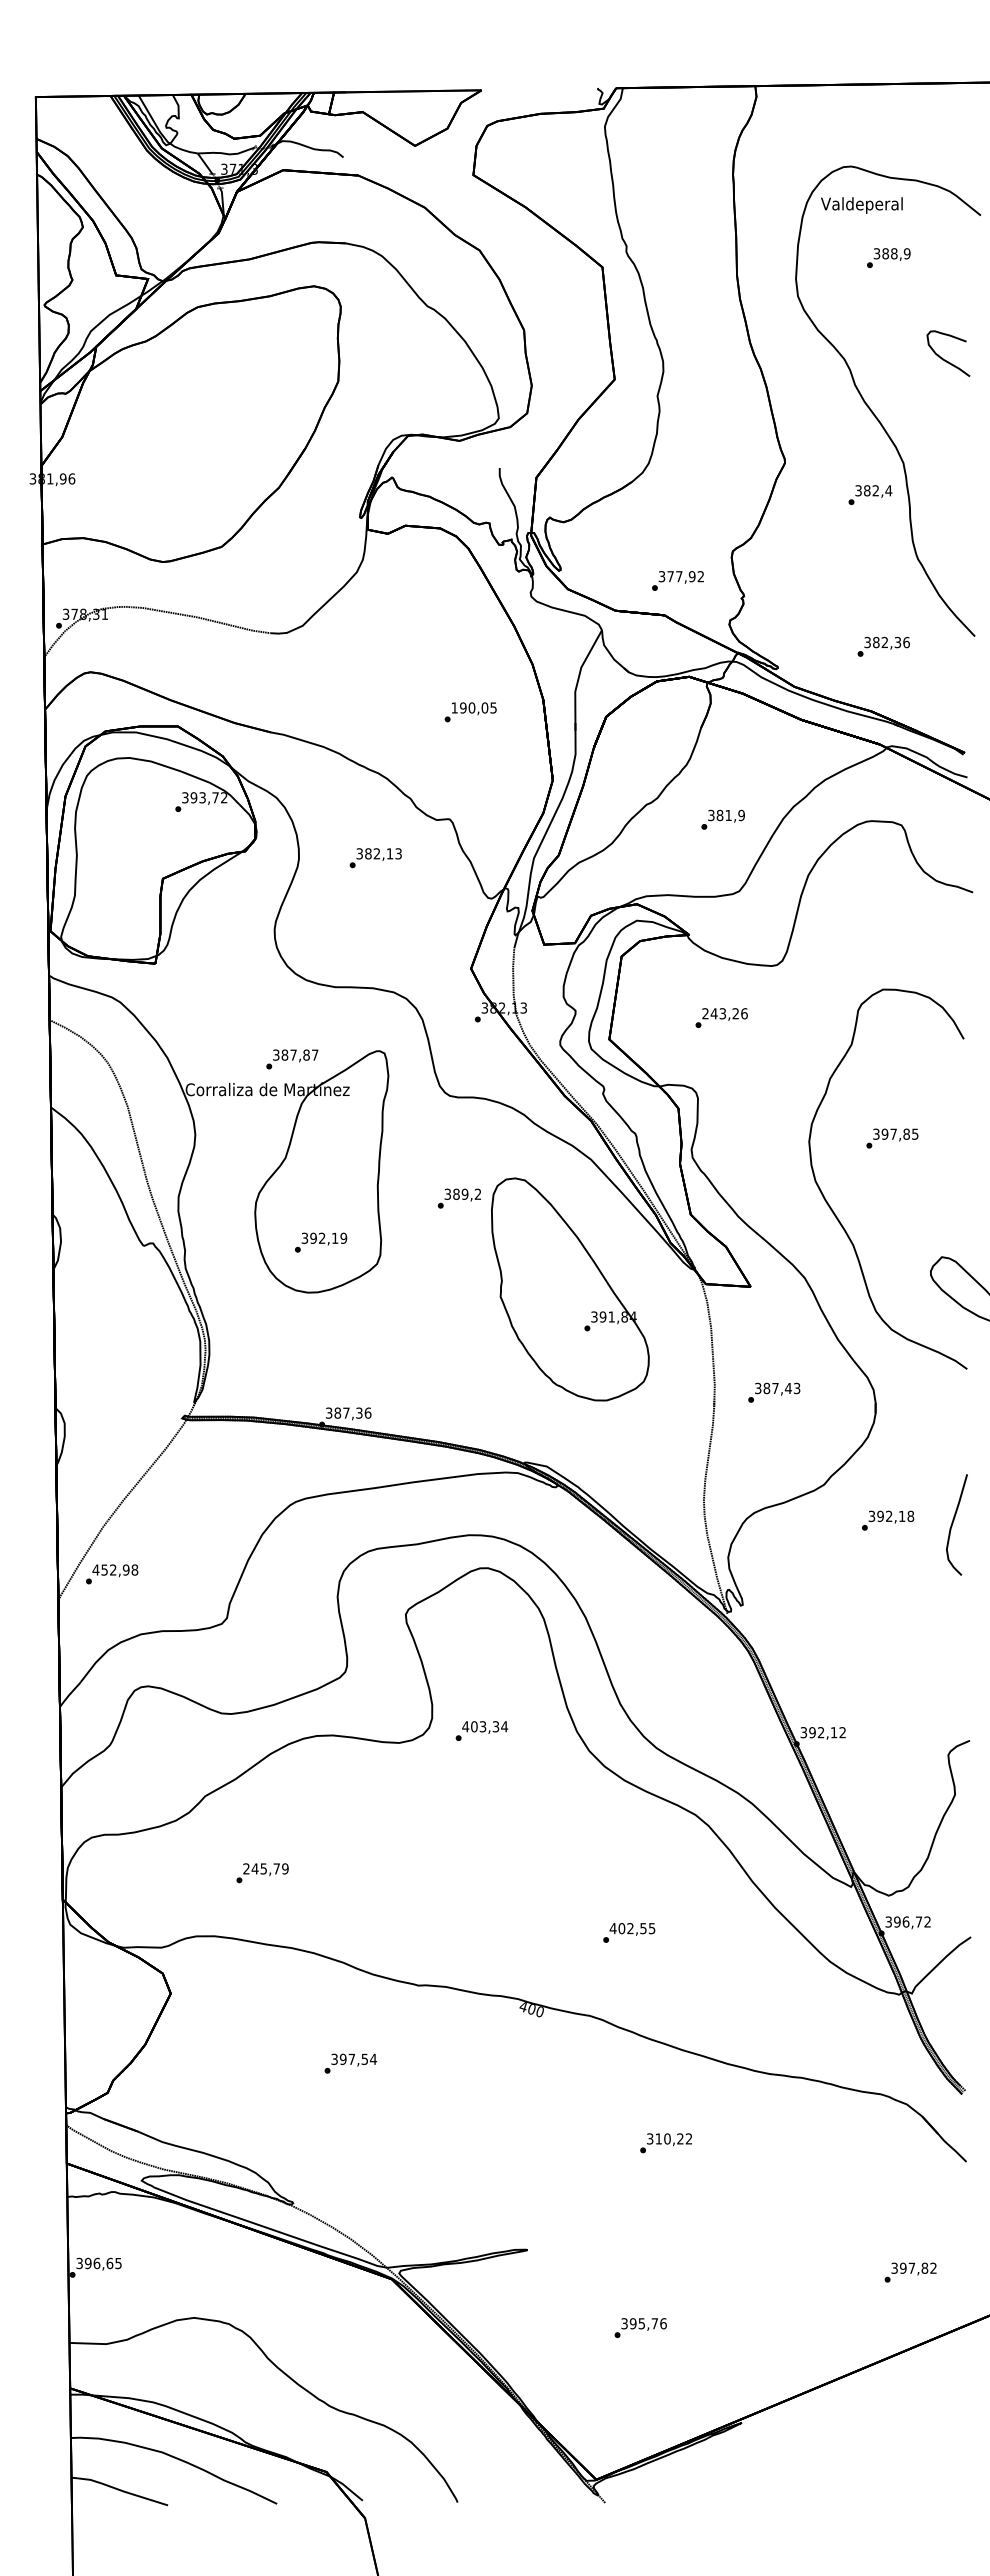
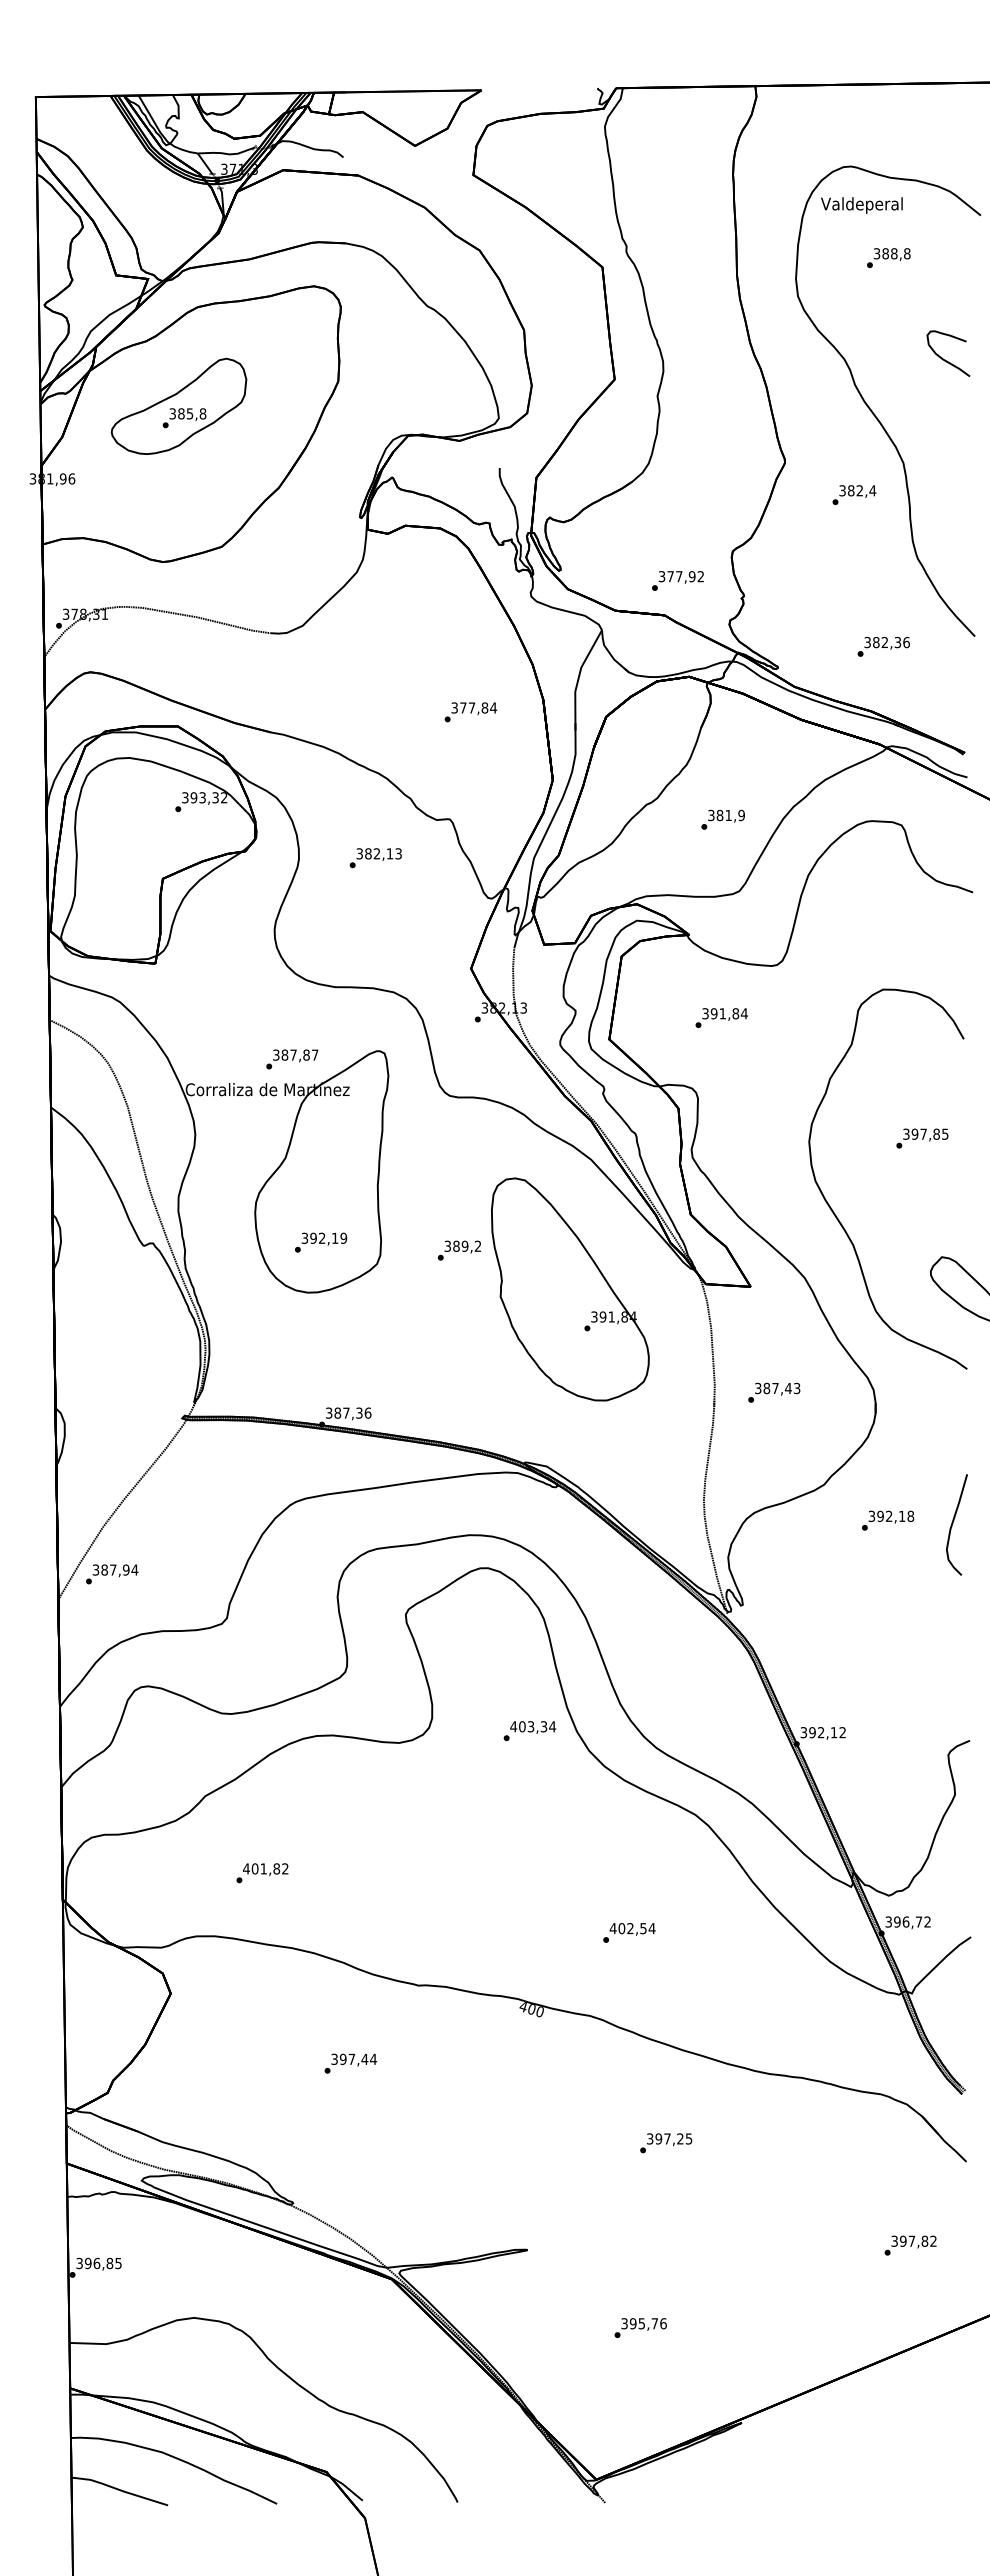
text: 388,9 -> 388,8 (906, 253)
part: none -> present (178, 405)
text position: (870, 495) -> (854, 495) (854, 495)
text: 190,05 -> 377,84 (474, 707)
text: 393,72 -> 393,32 (215, 797)
text: 243,26 -> 391,84 (724, 1013)
text position: (892, 1138) -> (922, 1138) (922, 1138)
text position: (458, 1198) -> (458, 1250) (458, 1250)
text: 452,98 -> 387,94 (115, 1569)
text position: (481, 1730) -> (529, 1730) (529, 1730)
text: 245,79 -> 401,82 (265, 1868)
text: 402,55 -> 402,54 (651, 1928)
text: 397,54 -> 397,44 (364, 2058)
text: 310,22 -> 397,25 (673, 2138)
text: 396,65 -> 396,85 (109, 2262)
text position: (910, 2272) -> (910, 2245) (910, 2245)
